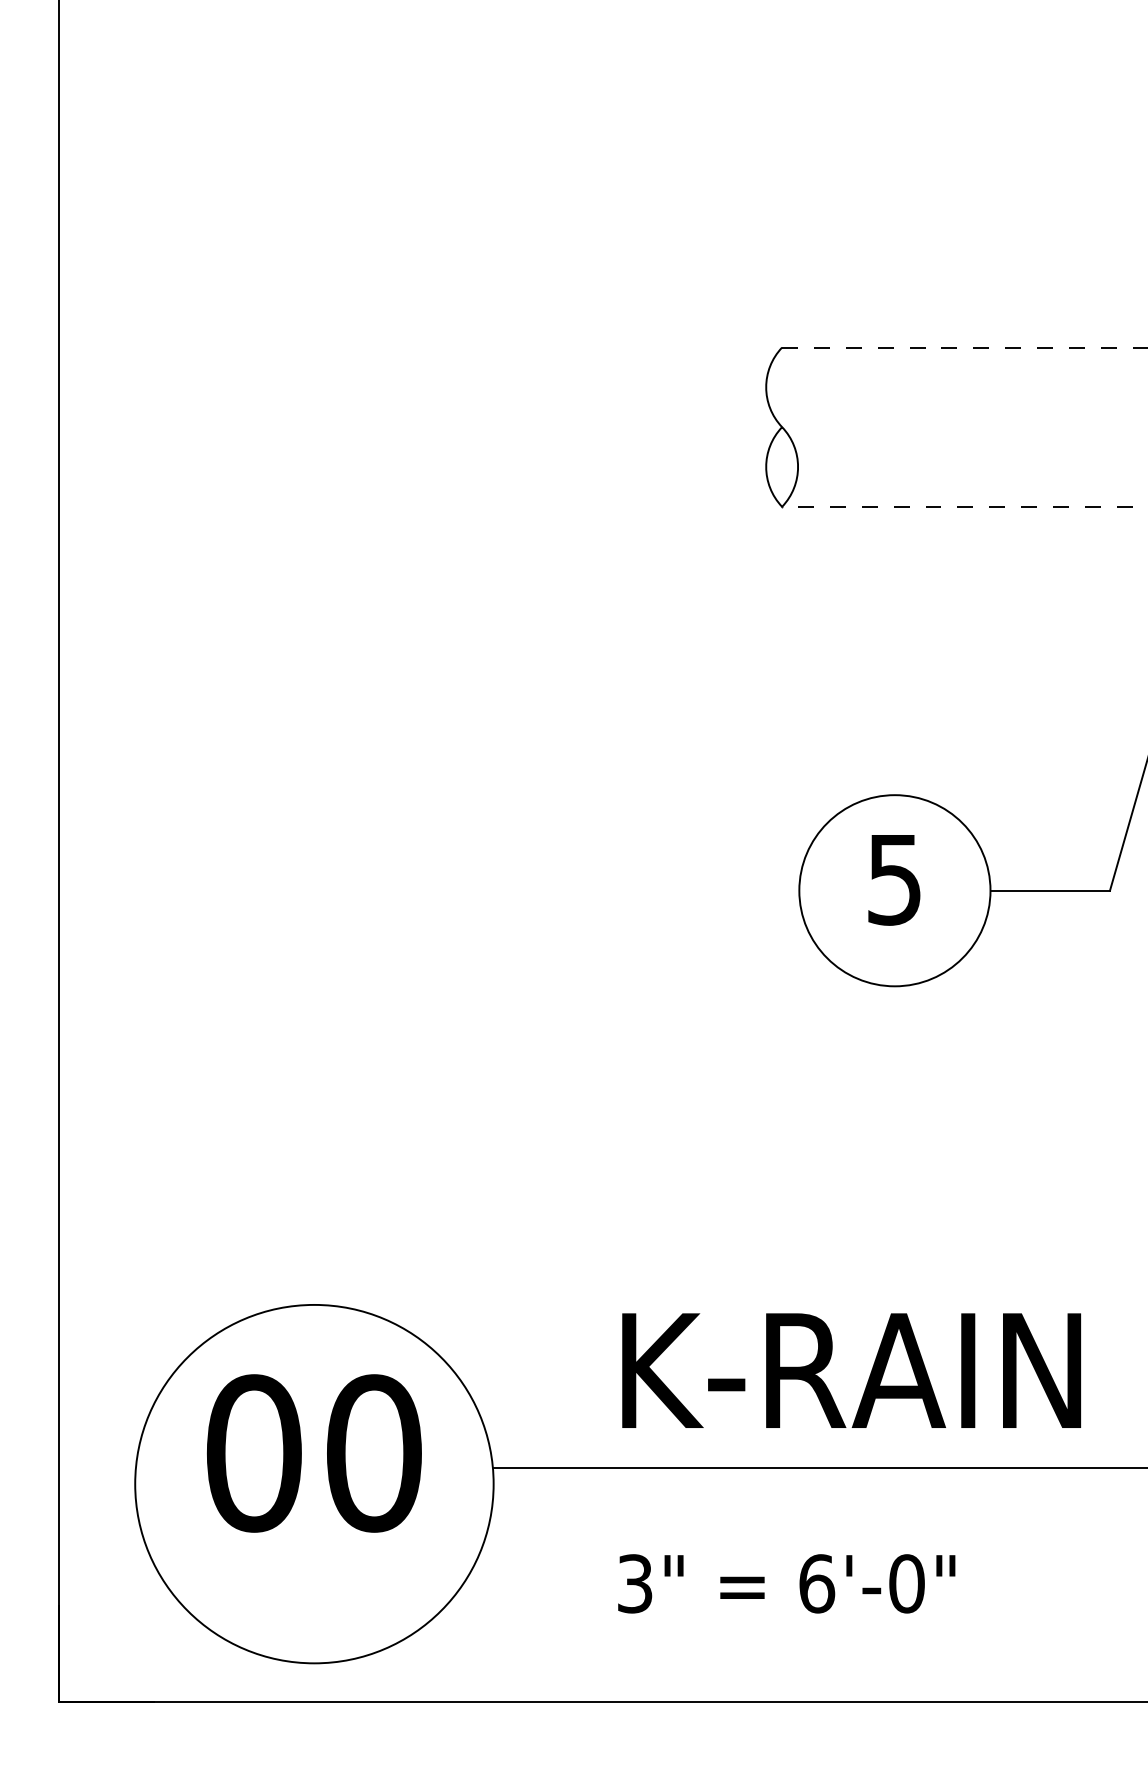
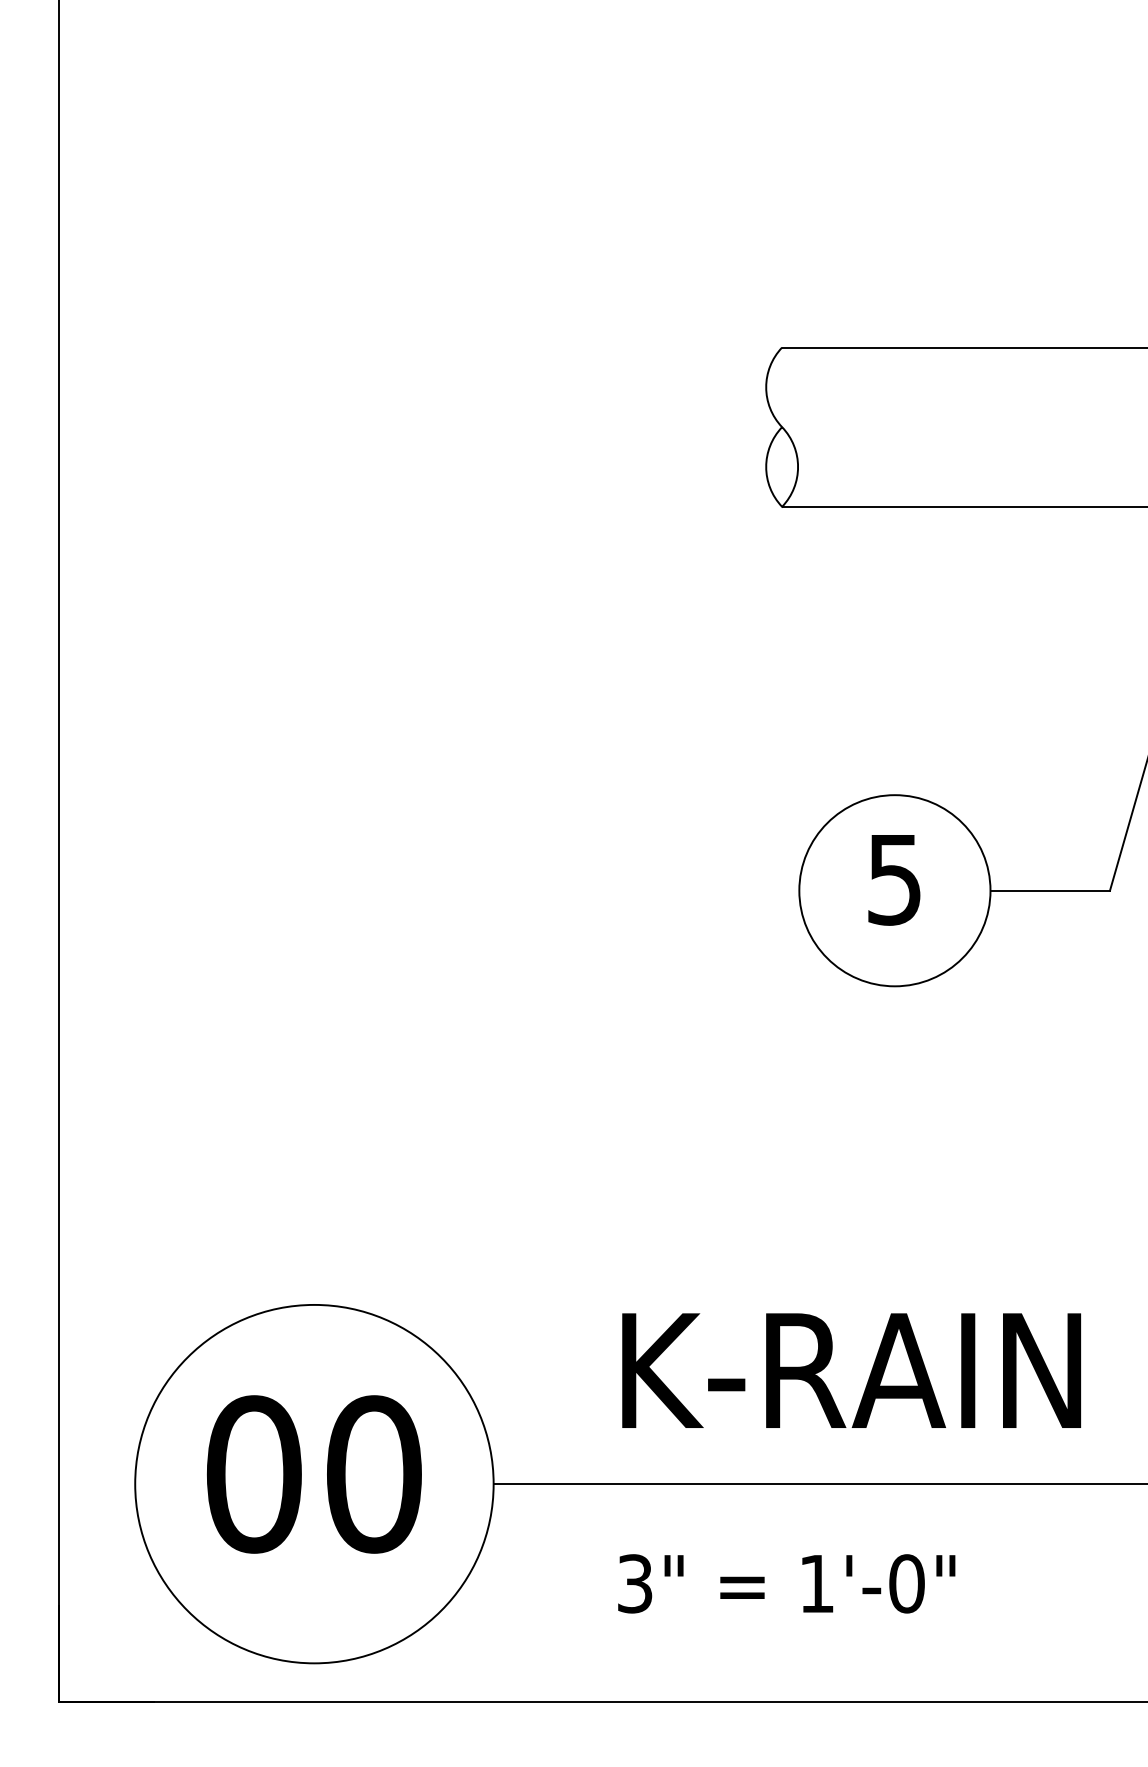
line: dashed -> solid (965, 347)
line: dashed -> solid (964, 506)
text position: (314, 1453) -> (314, 1474) (314, 1474)
line position: (818, 1468) -> (818, 1484) (818, 1484)
text: 6'-0" -> 1'-0" (817, 1583)
